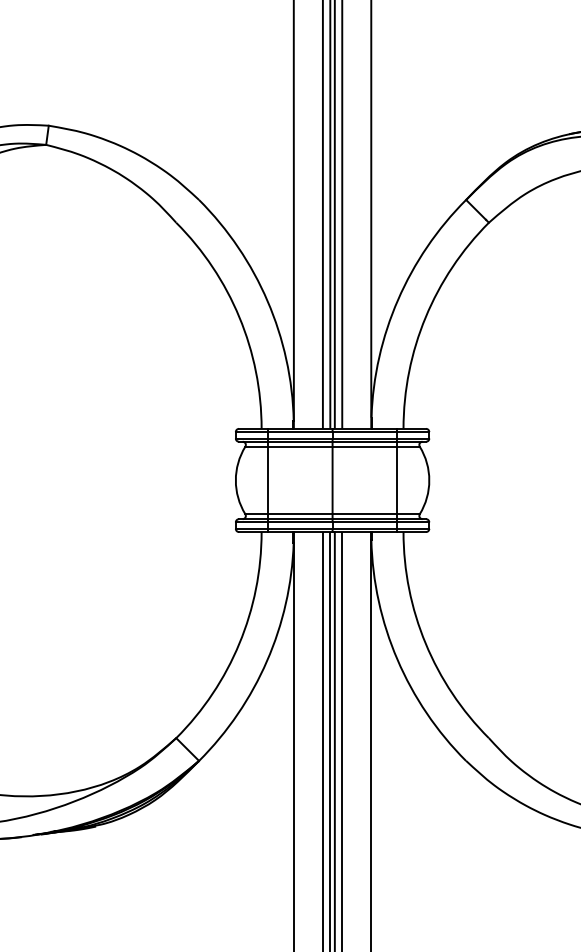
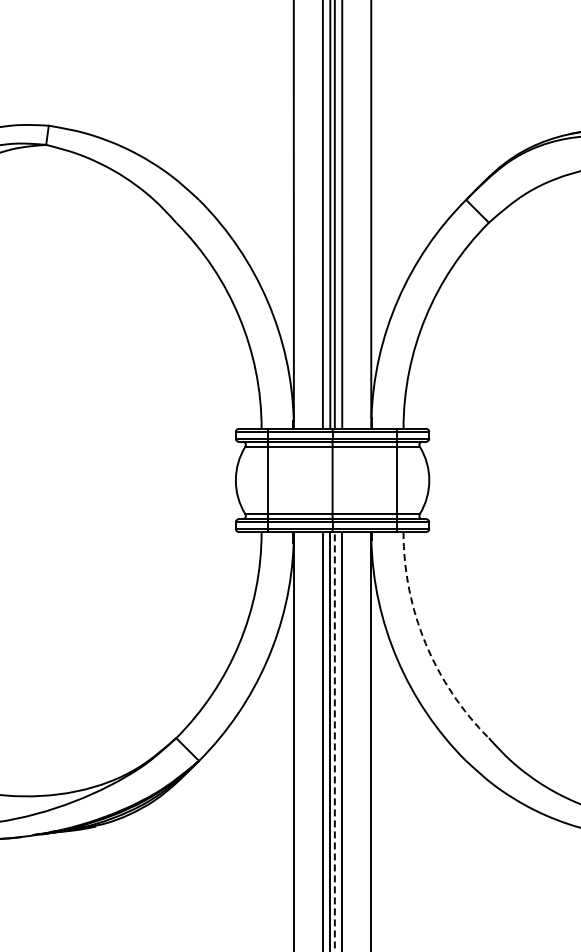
arc: solid -> dashed (425, 643)
line: solid -> dashed (334, 741)
